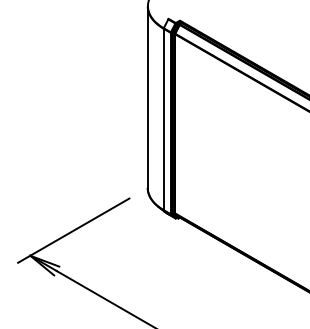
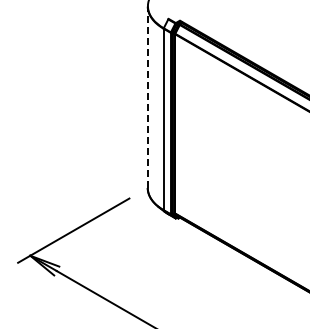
line: solid -> dashed (147, 97)
